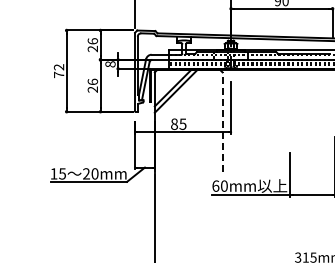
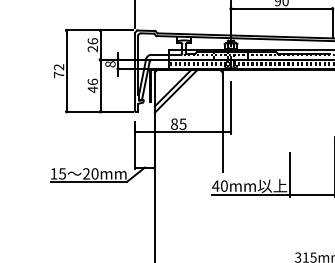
text: 26 -> 46 (92, 89)
line: dashed -> solid (222, 121)
text: 60mm -> 40mm (215, 185)
